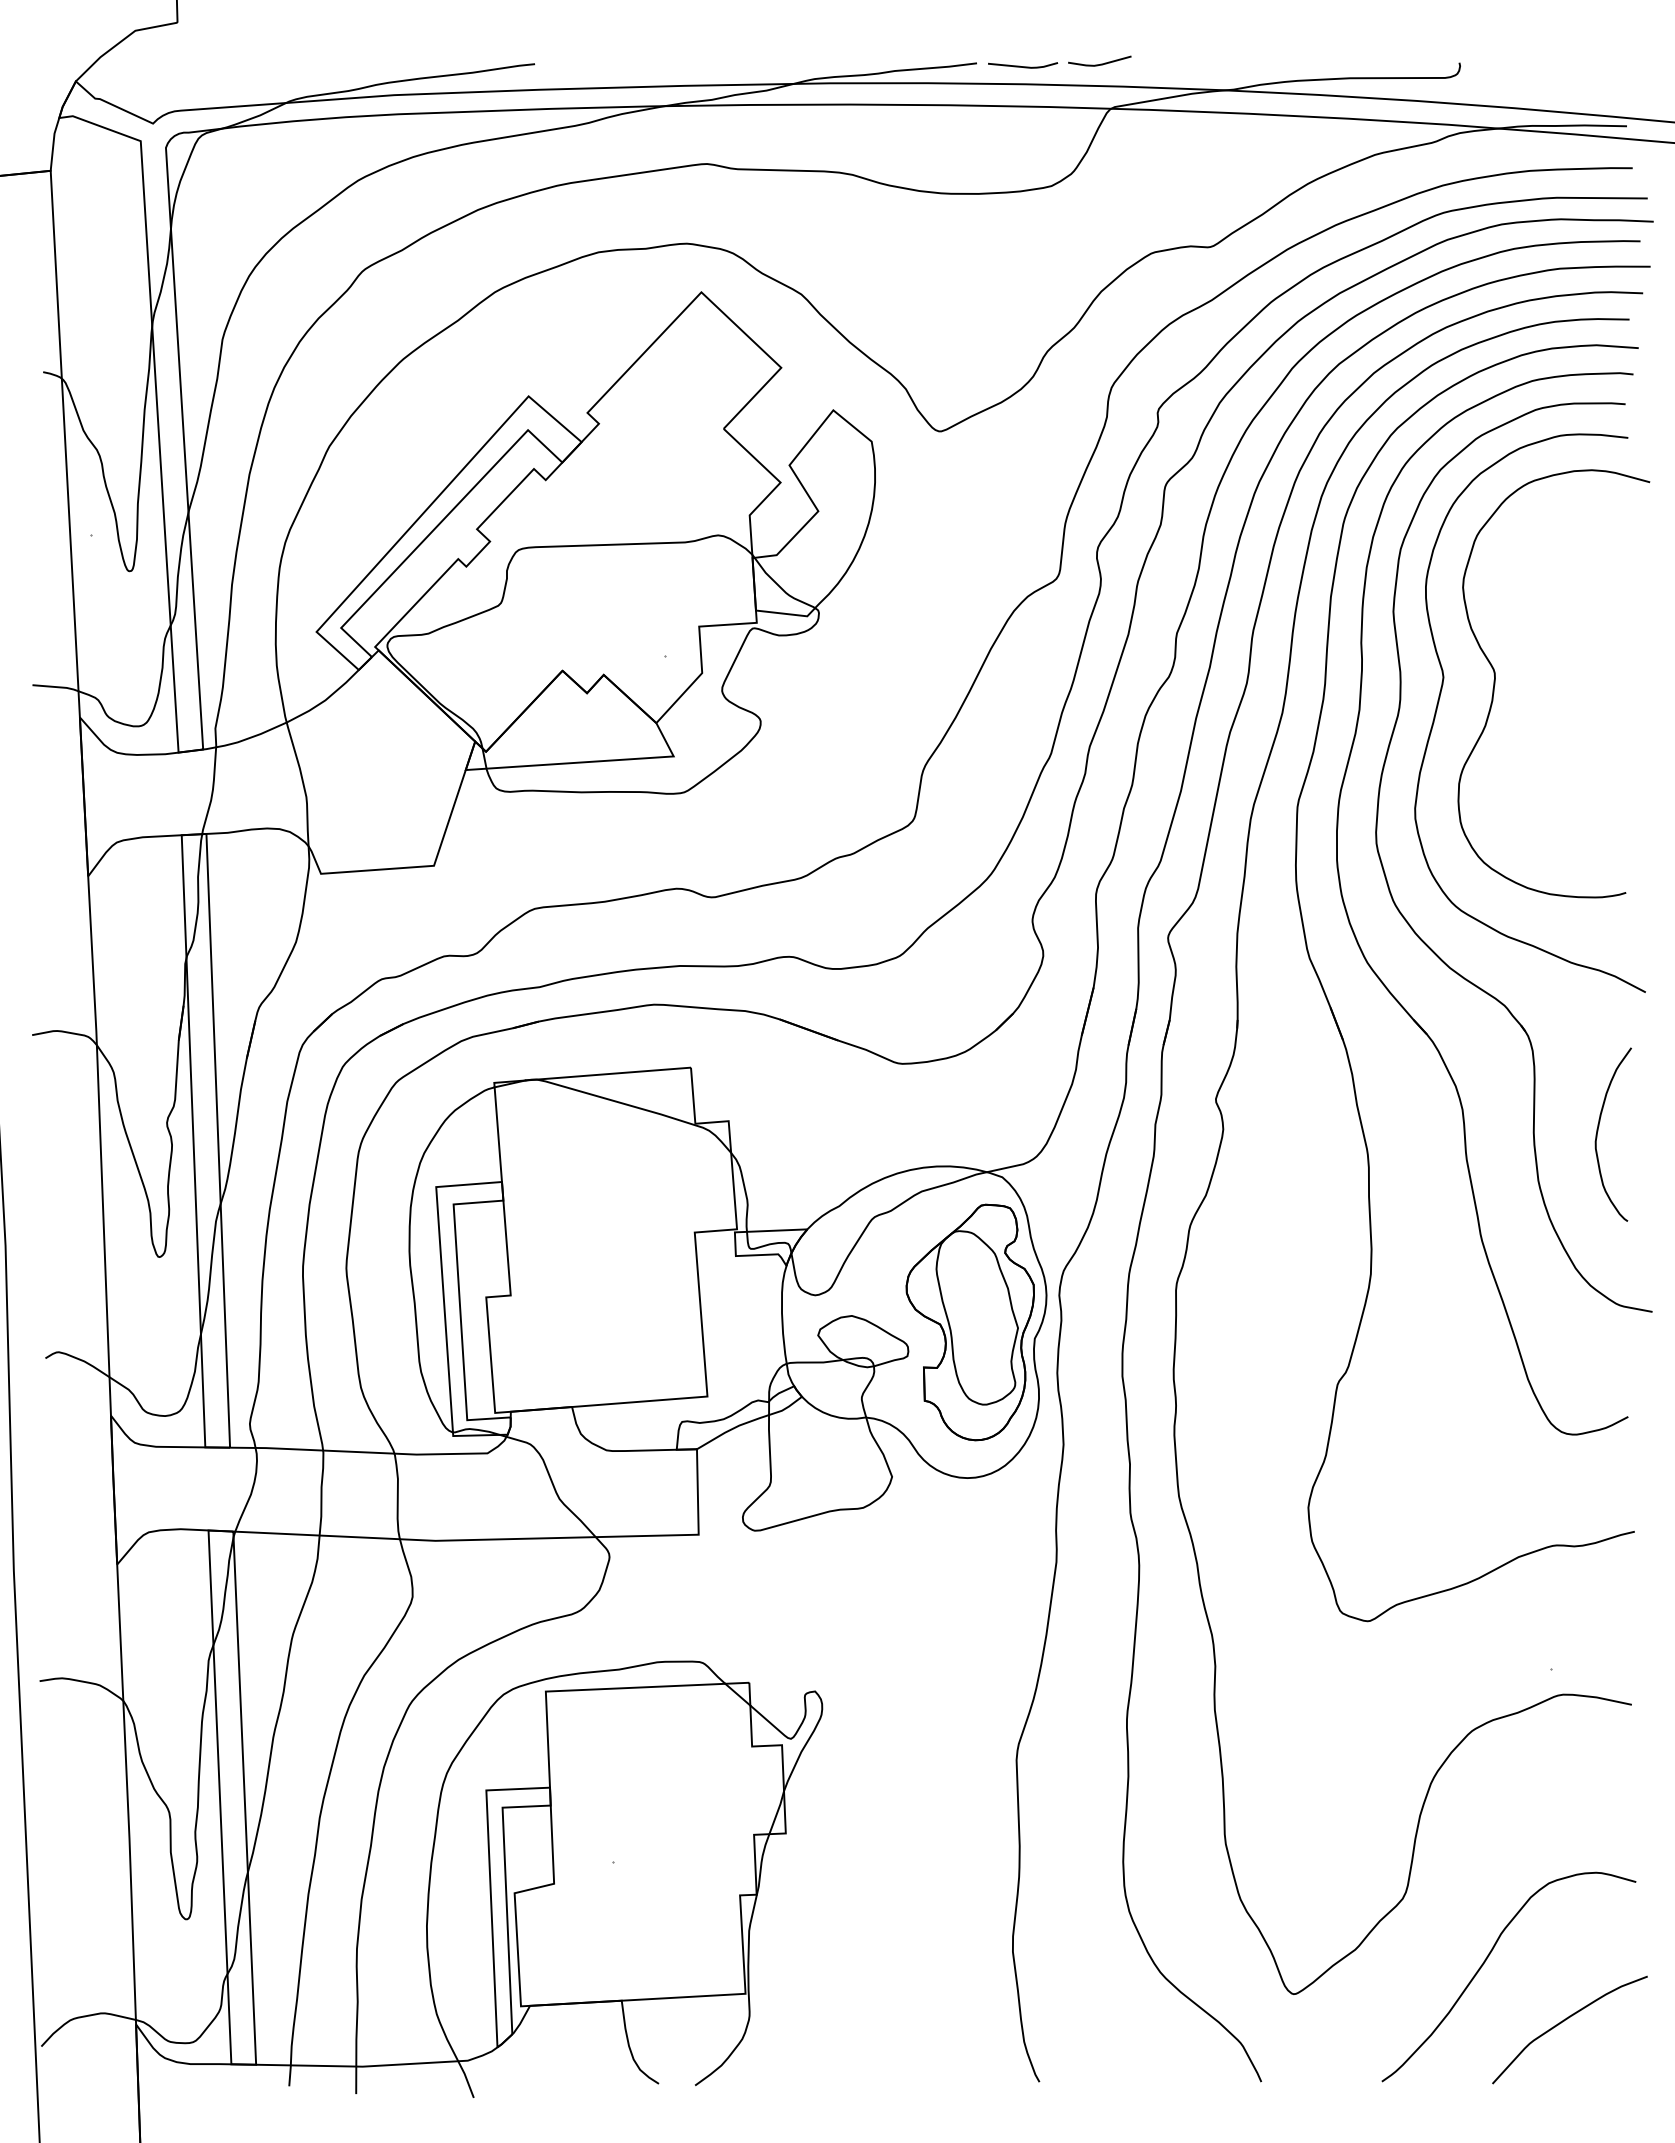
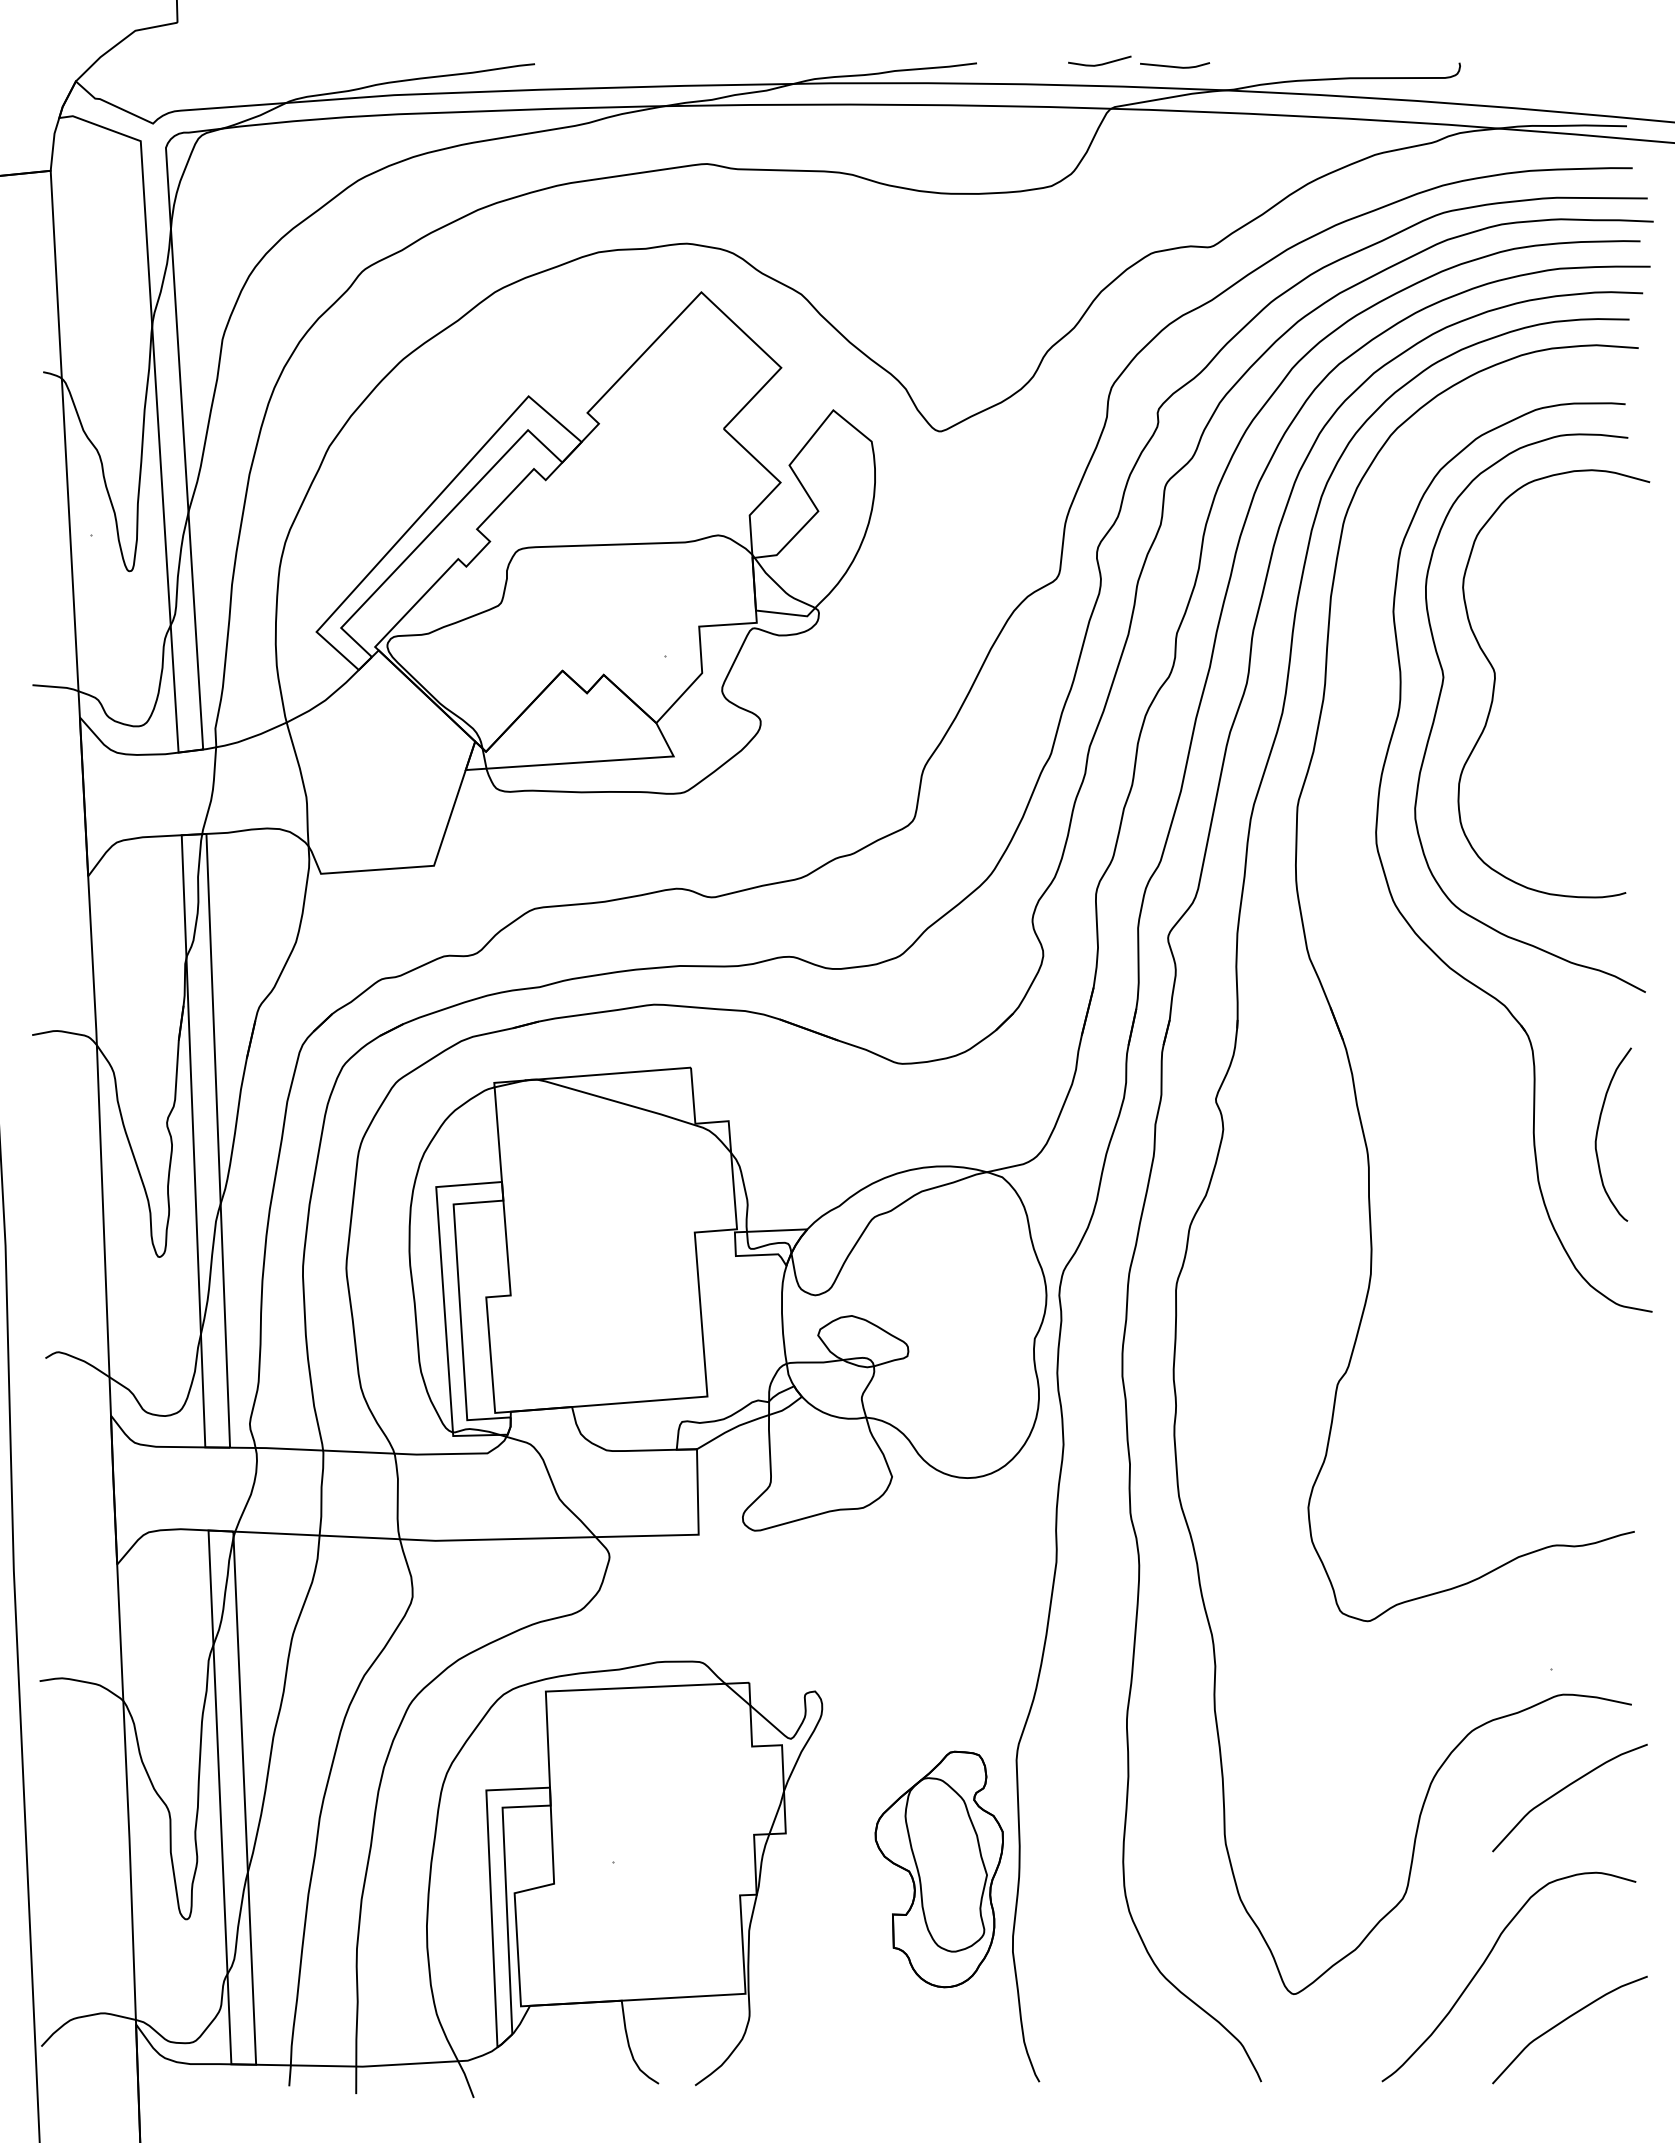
line position: (1023, 66) -> (1175, 66) (1175, 66)
part: present -> none (1381, 979)
part position: (969, 1322) -> (938, 1869) (938, 1869)
curve: none -> present (1564, 1789)
